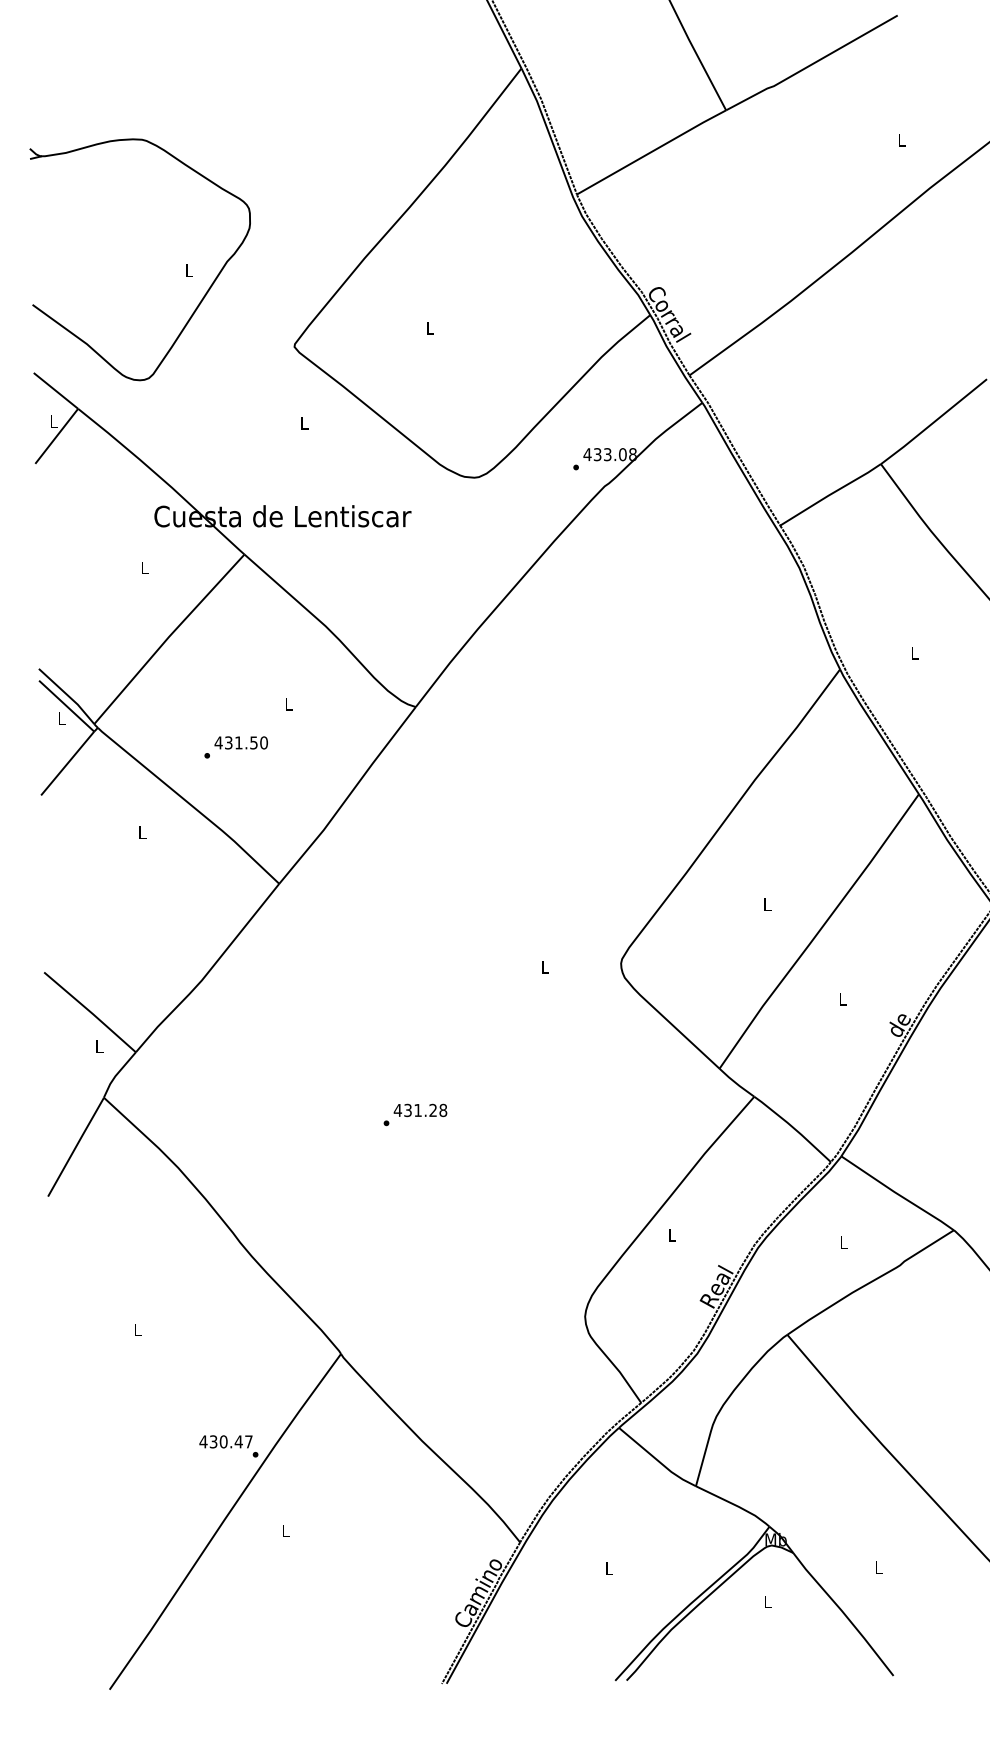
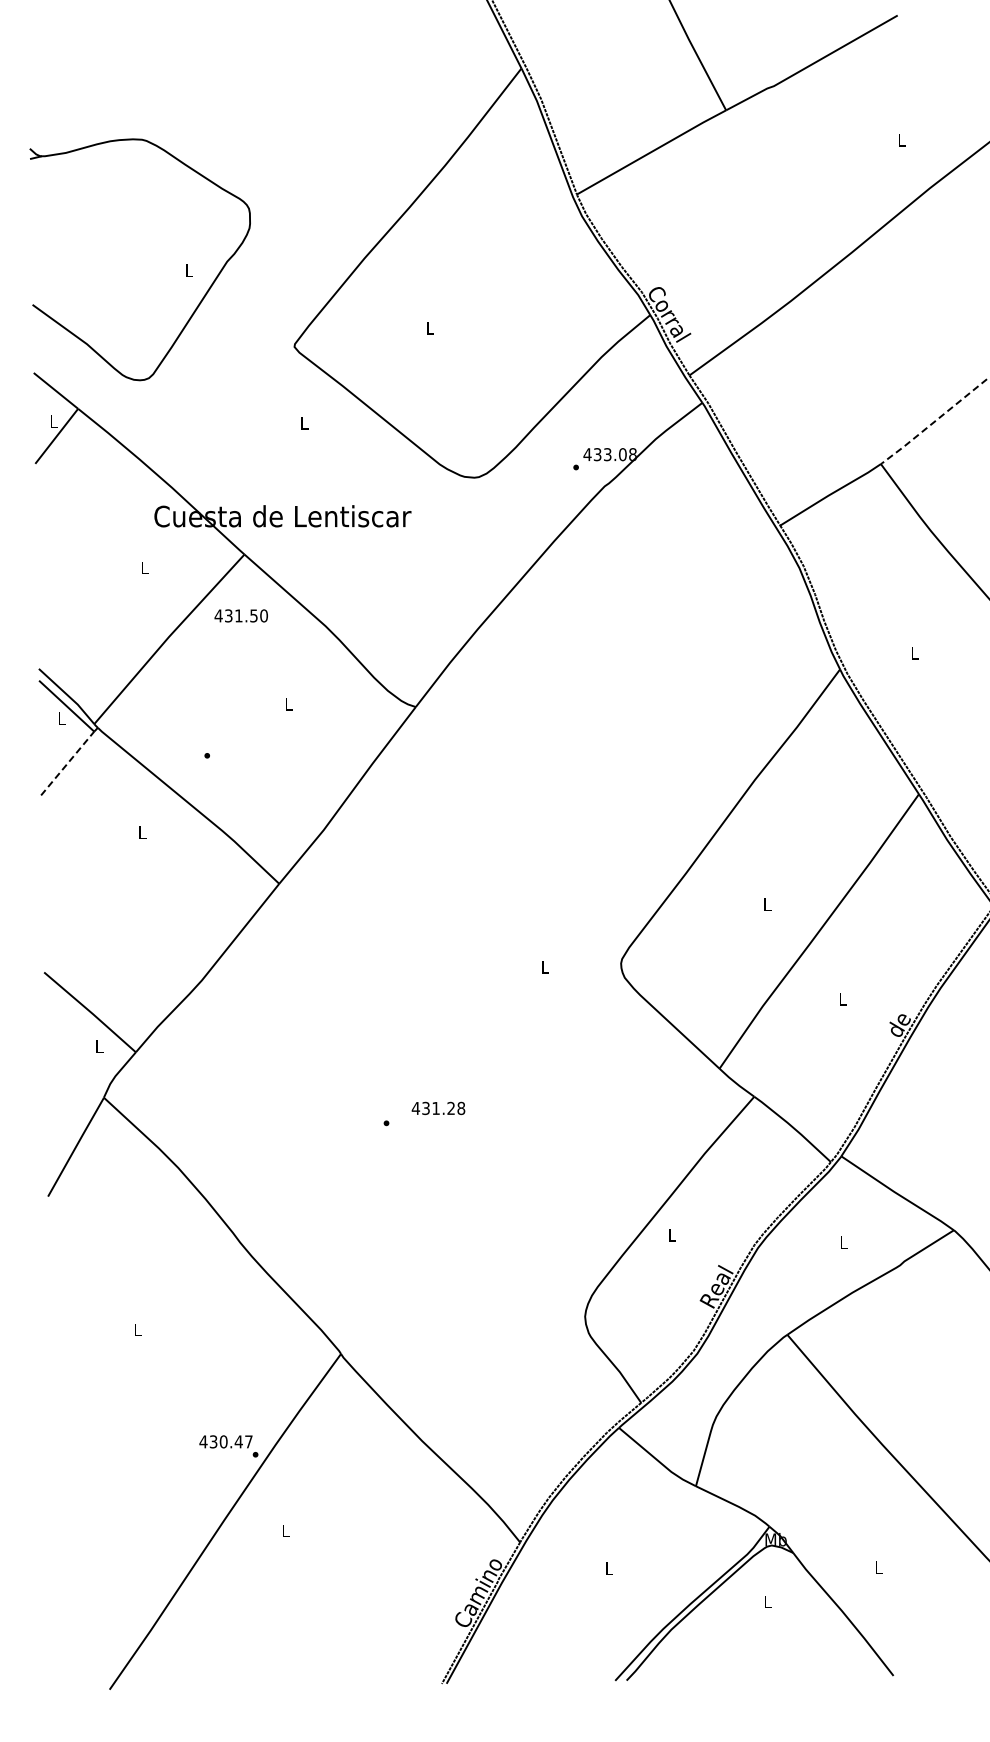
line: solid -> dashed (933, 422)
text position: (240, 742) -> (240, 615) (240, 615)
line: solid -> dashed (67, 763)
text position: (420, 1110) -> (438, 1108) (438, 1108)
